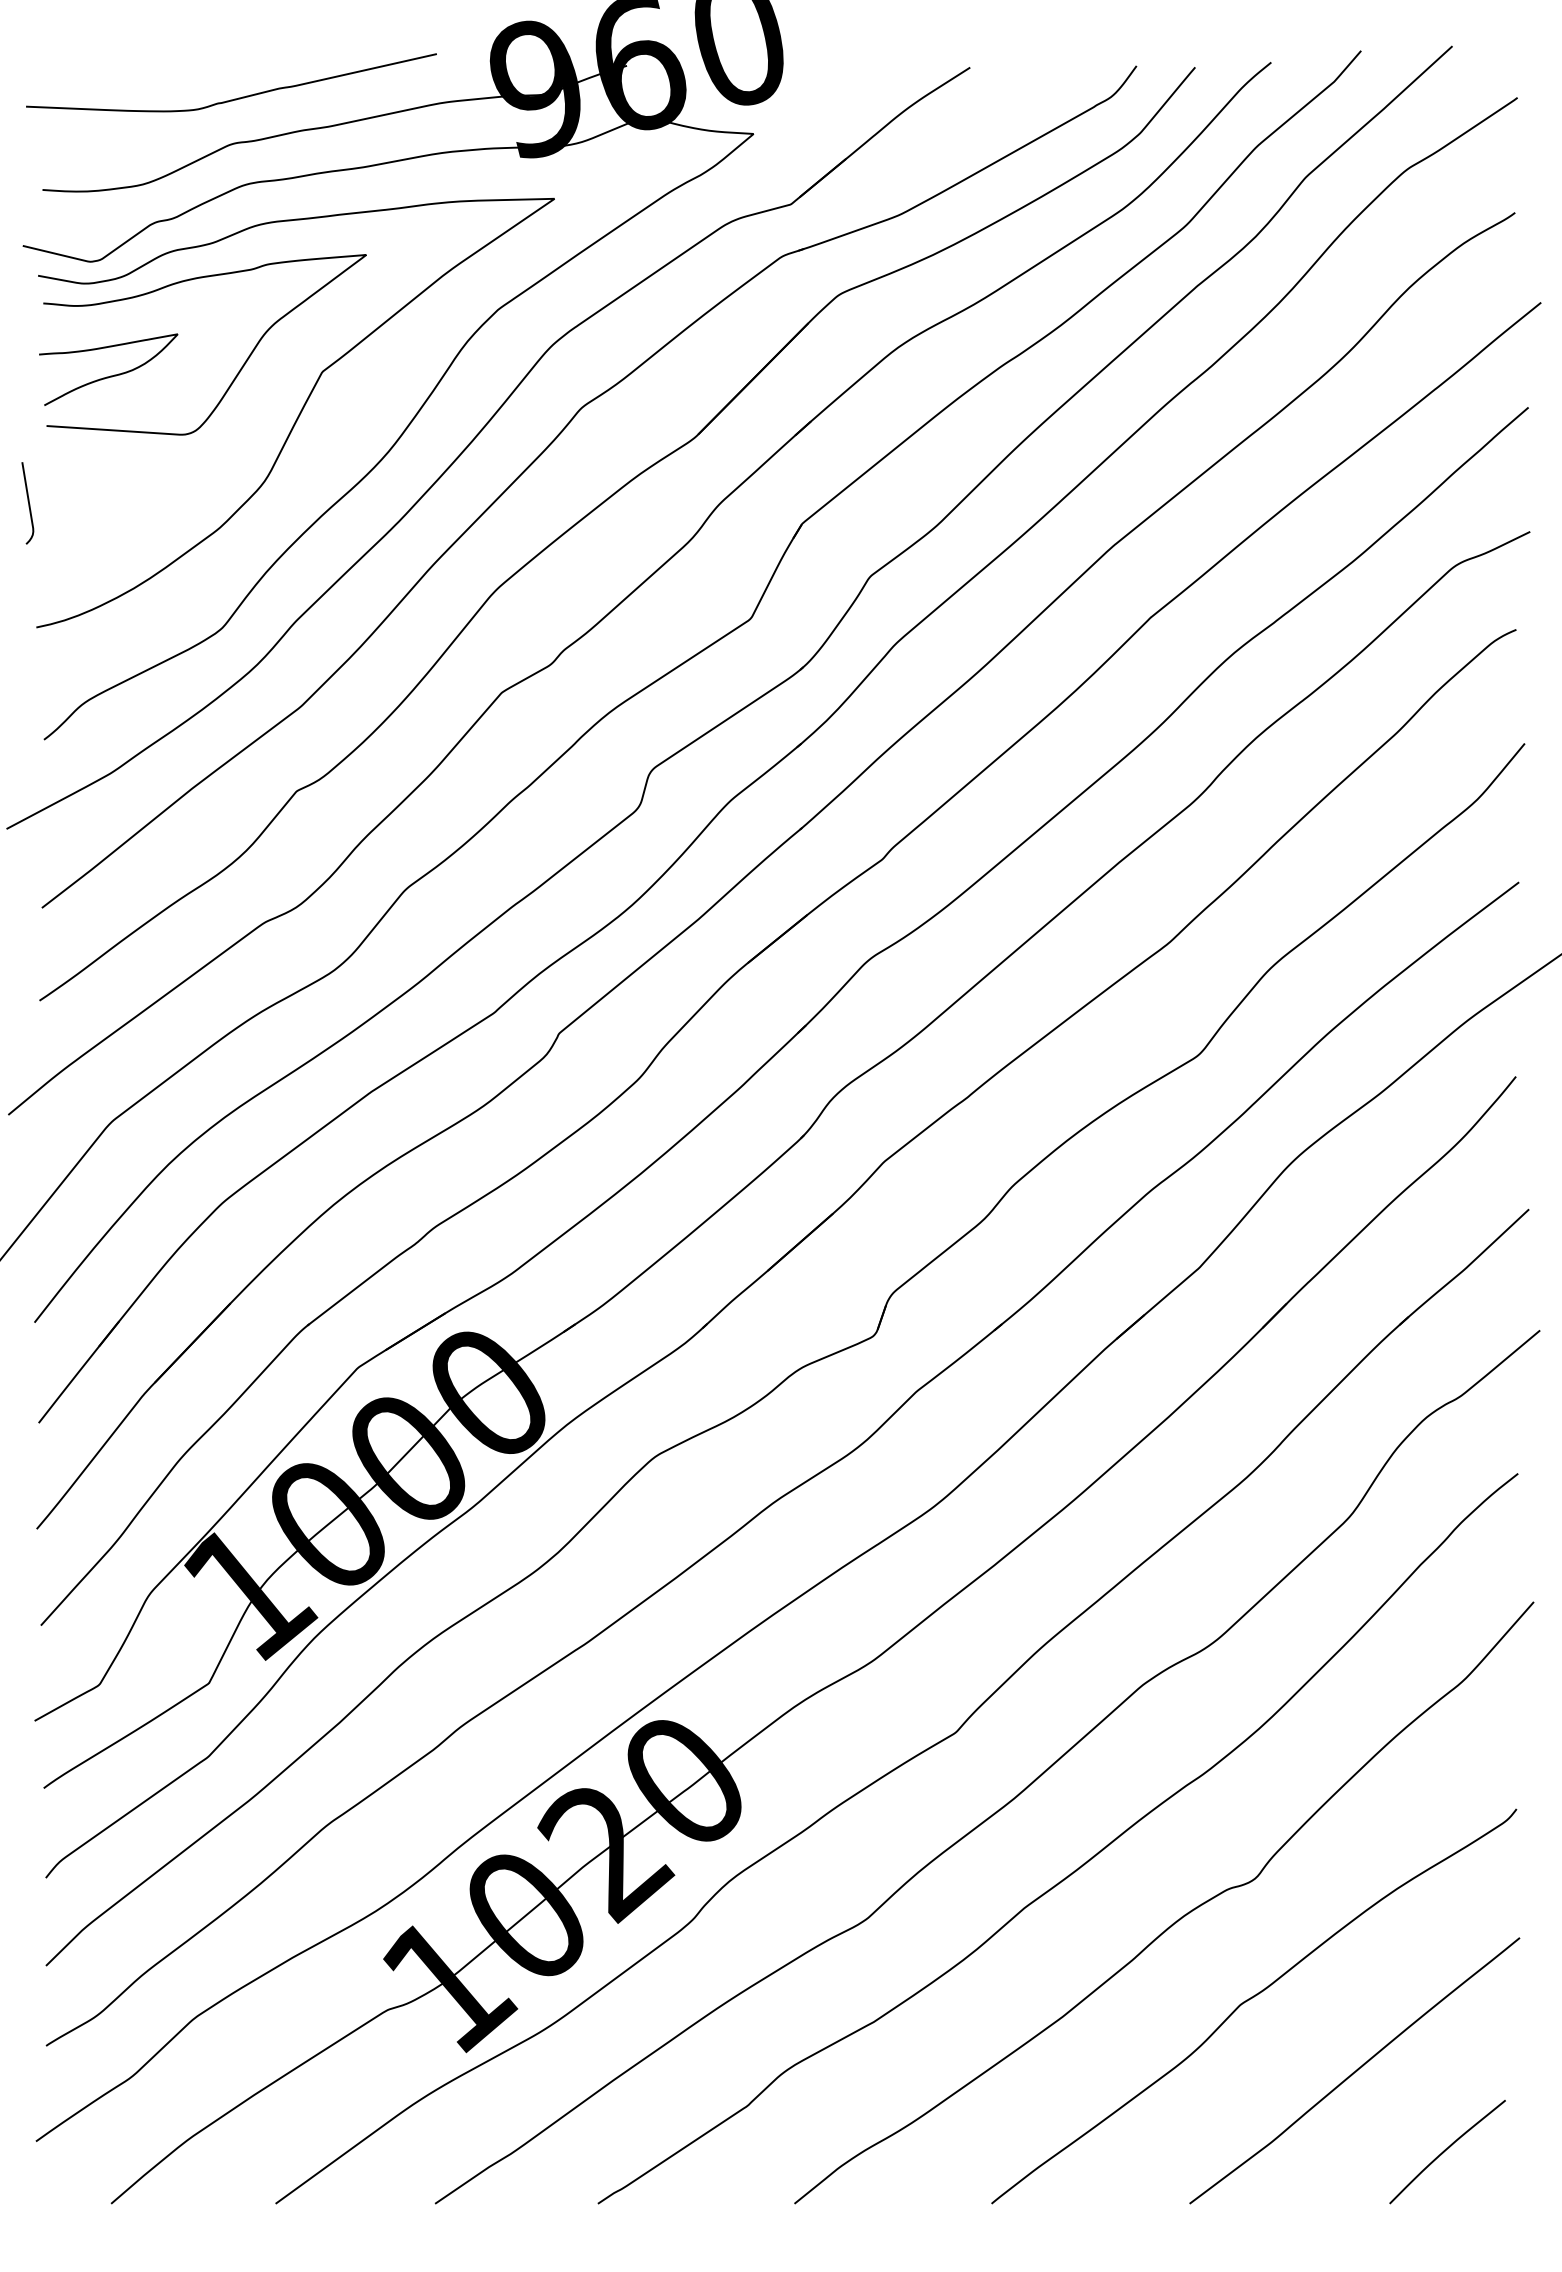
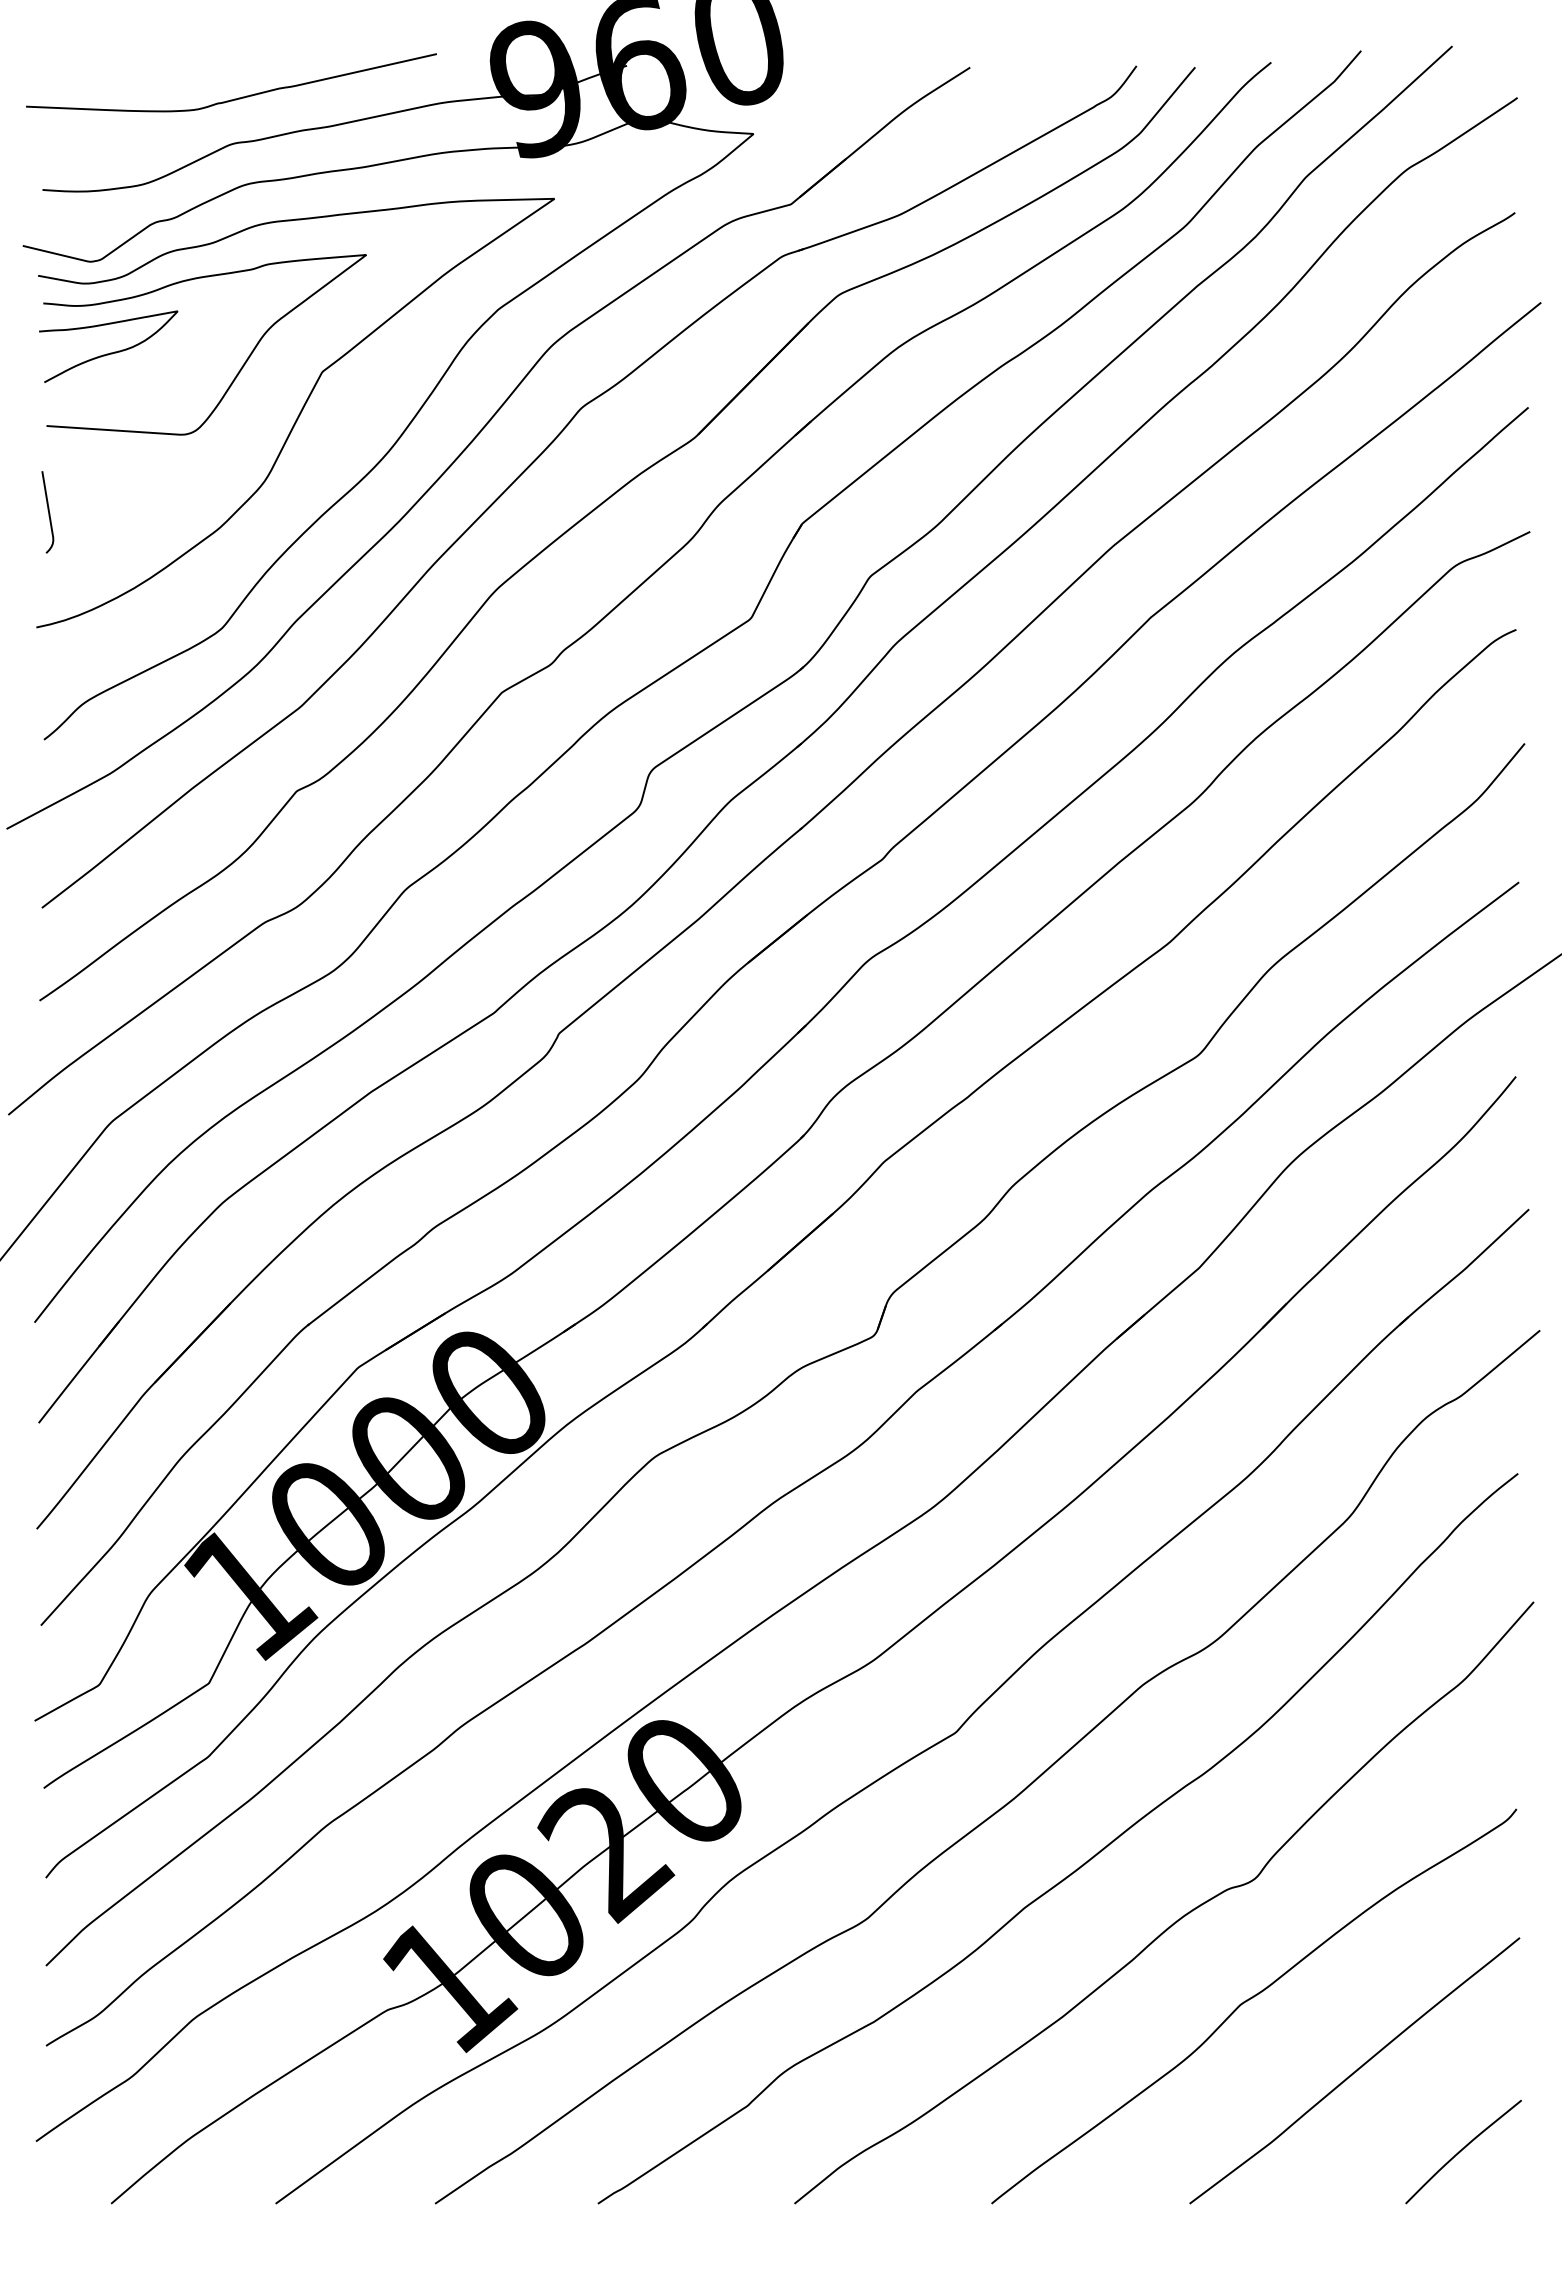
curve position: (110, 375) -> (110, 352) (110, 352)
curve position: (28, 503) -> (48, 512) (48, 512)
curve position: (1446, 2150) -> (1462, 2150) (1462, 2150)
